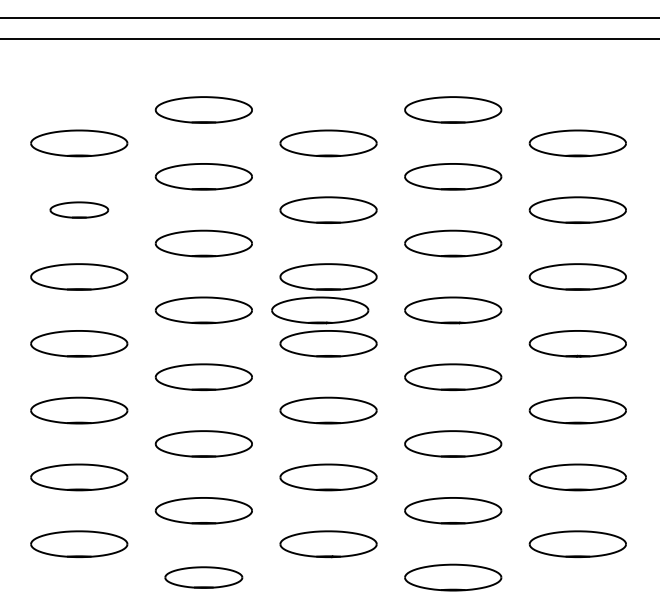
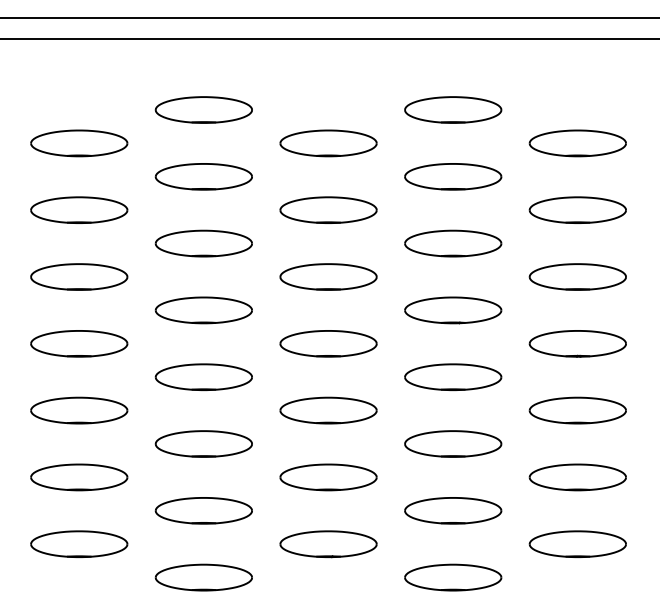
part size: 61x18 px -> 99x28 px (79, 209)
part: present -> none (320, 310)
part size: 80x23 px -> 99x29 px (203, 577)
